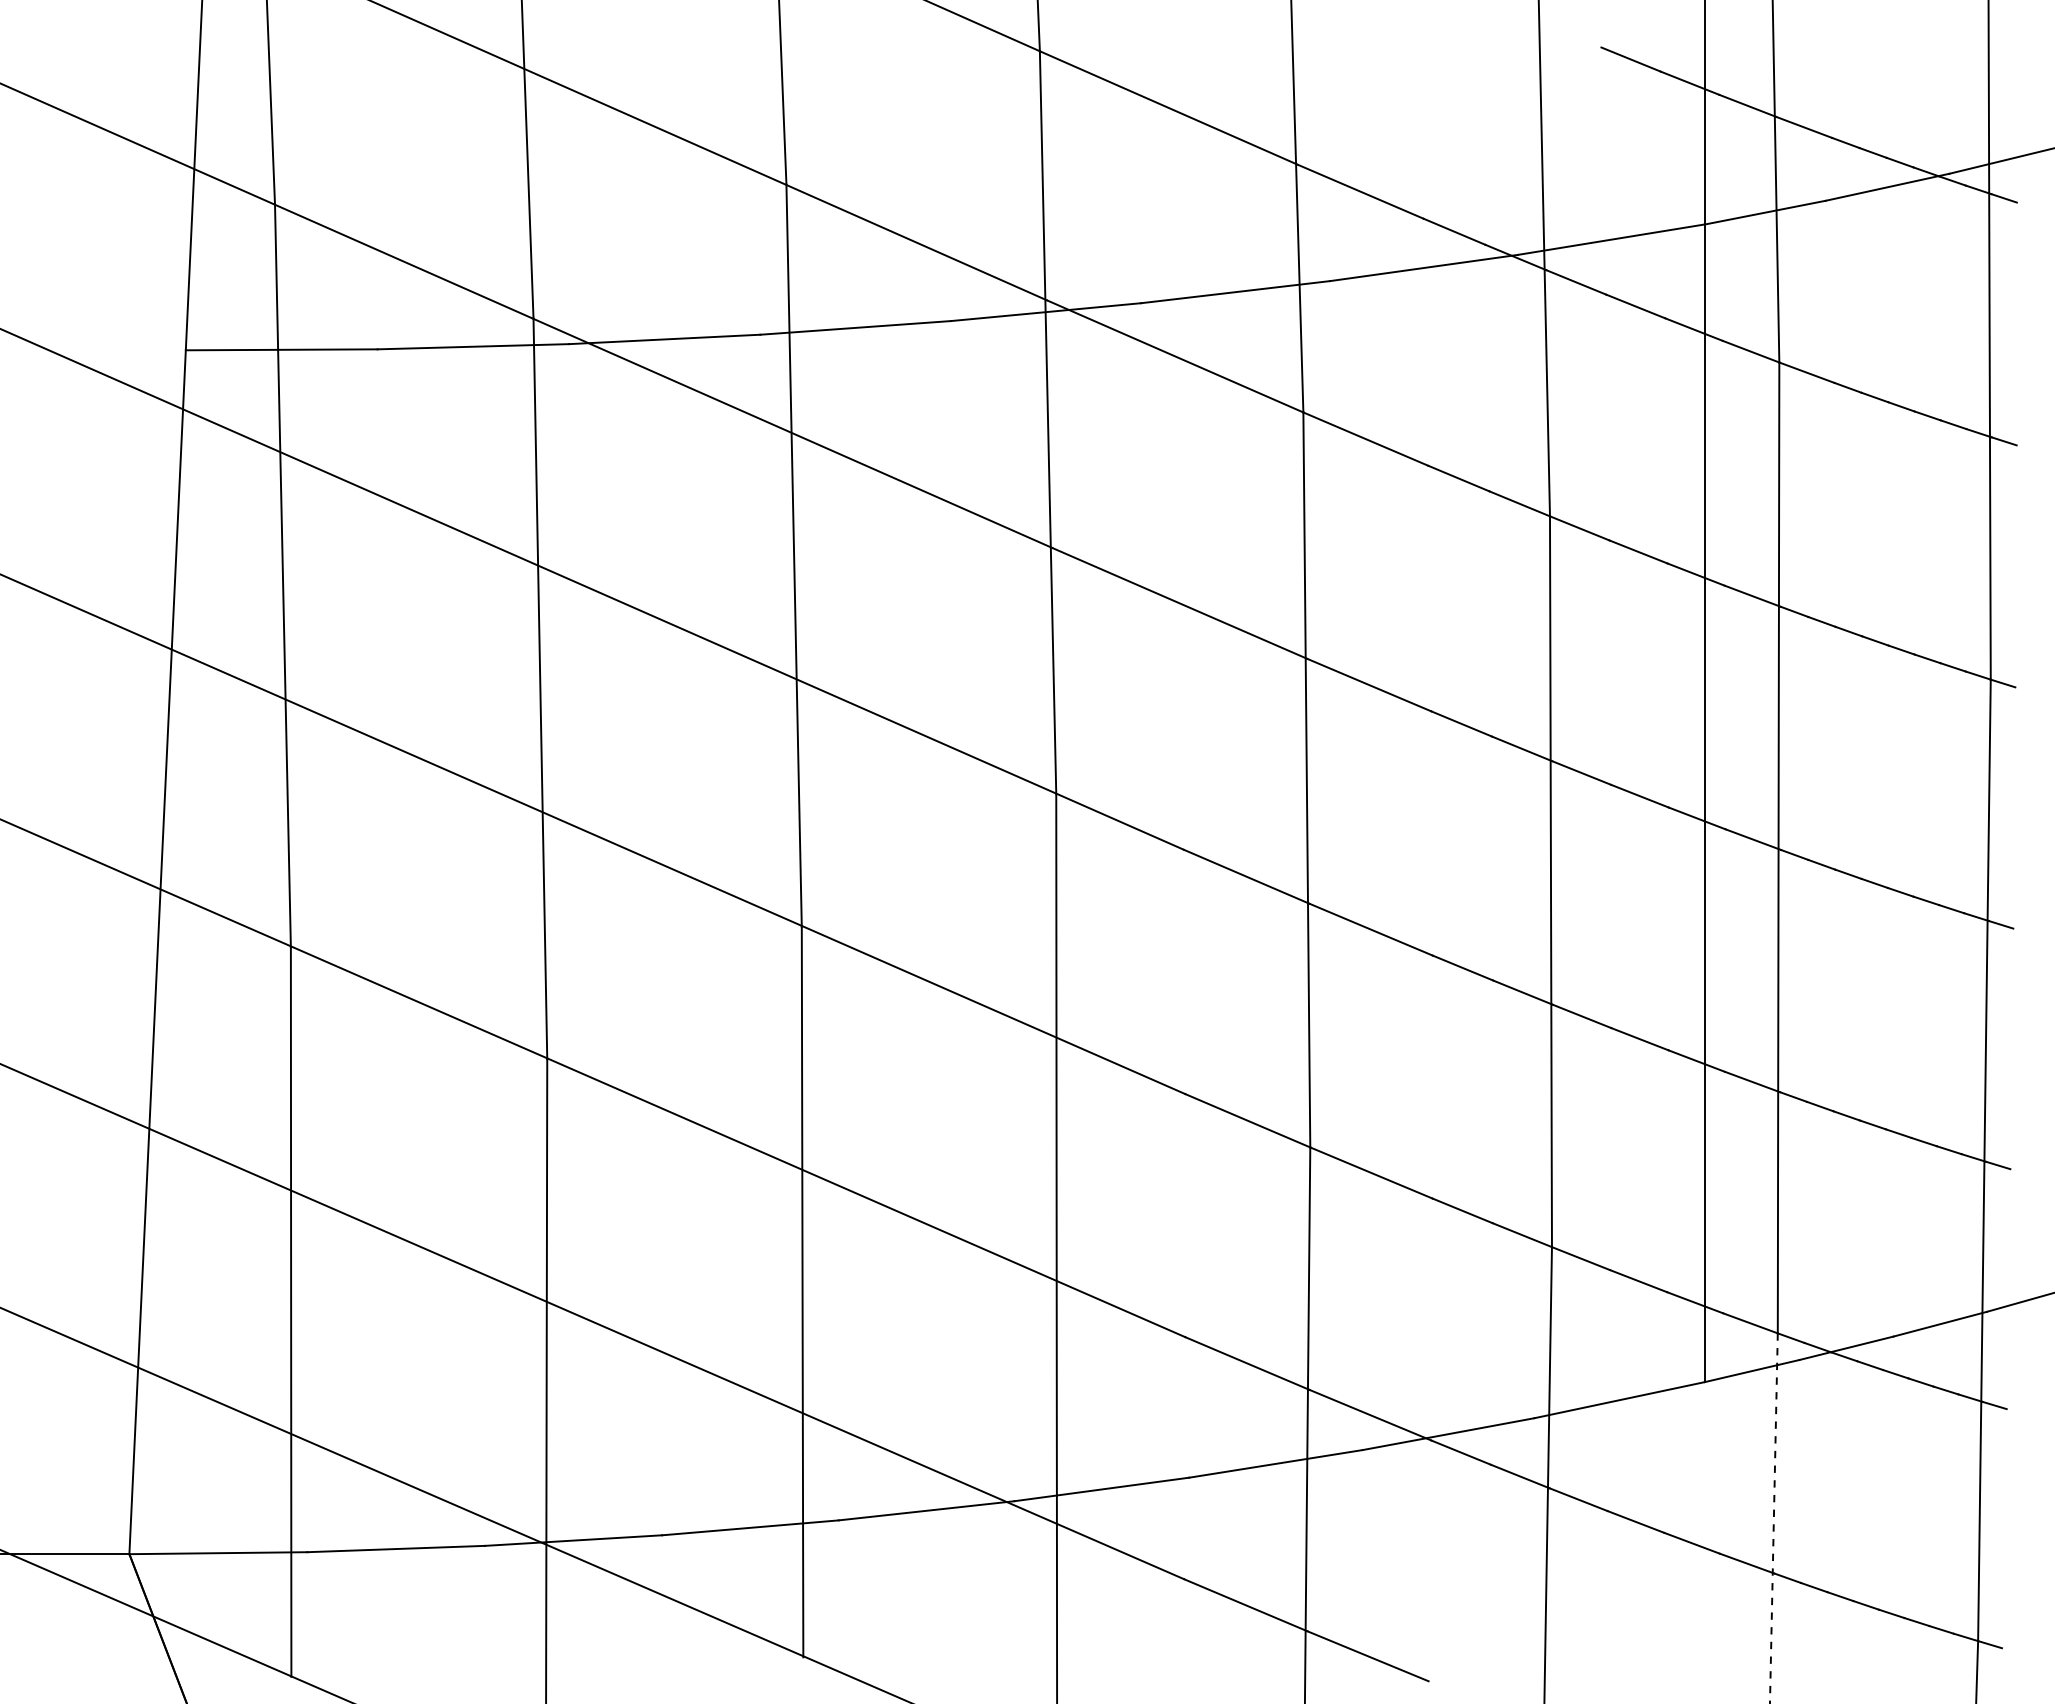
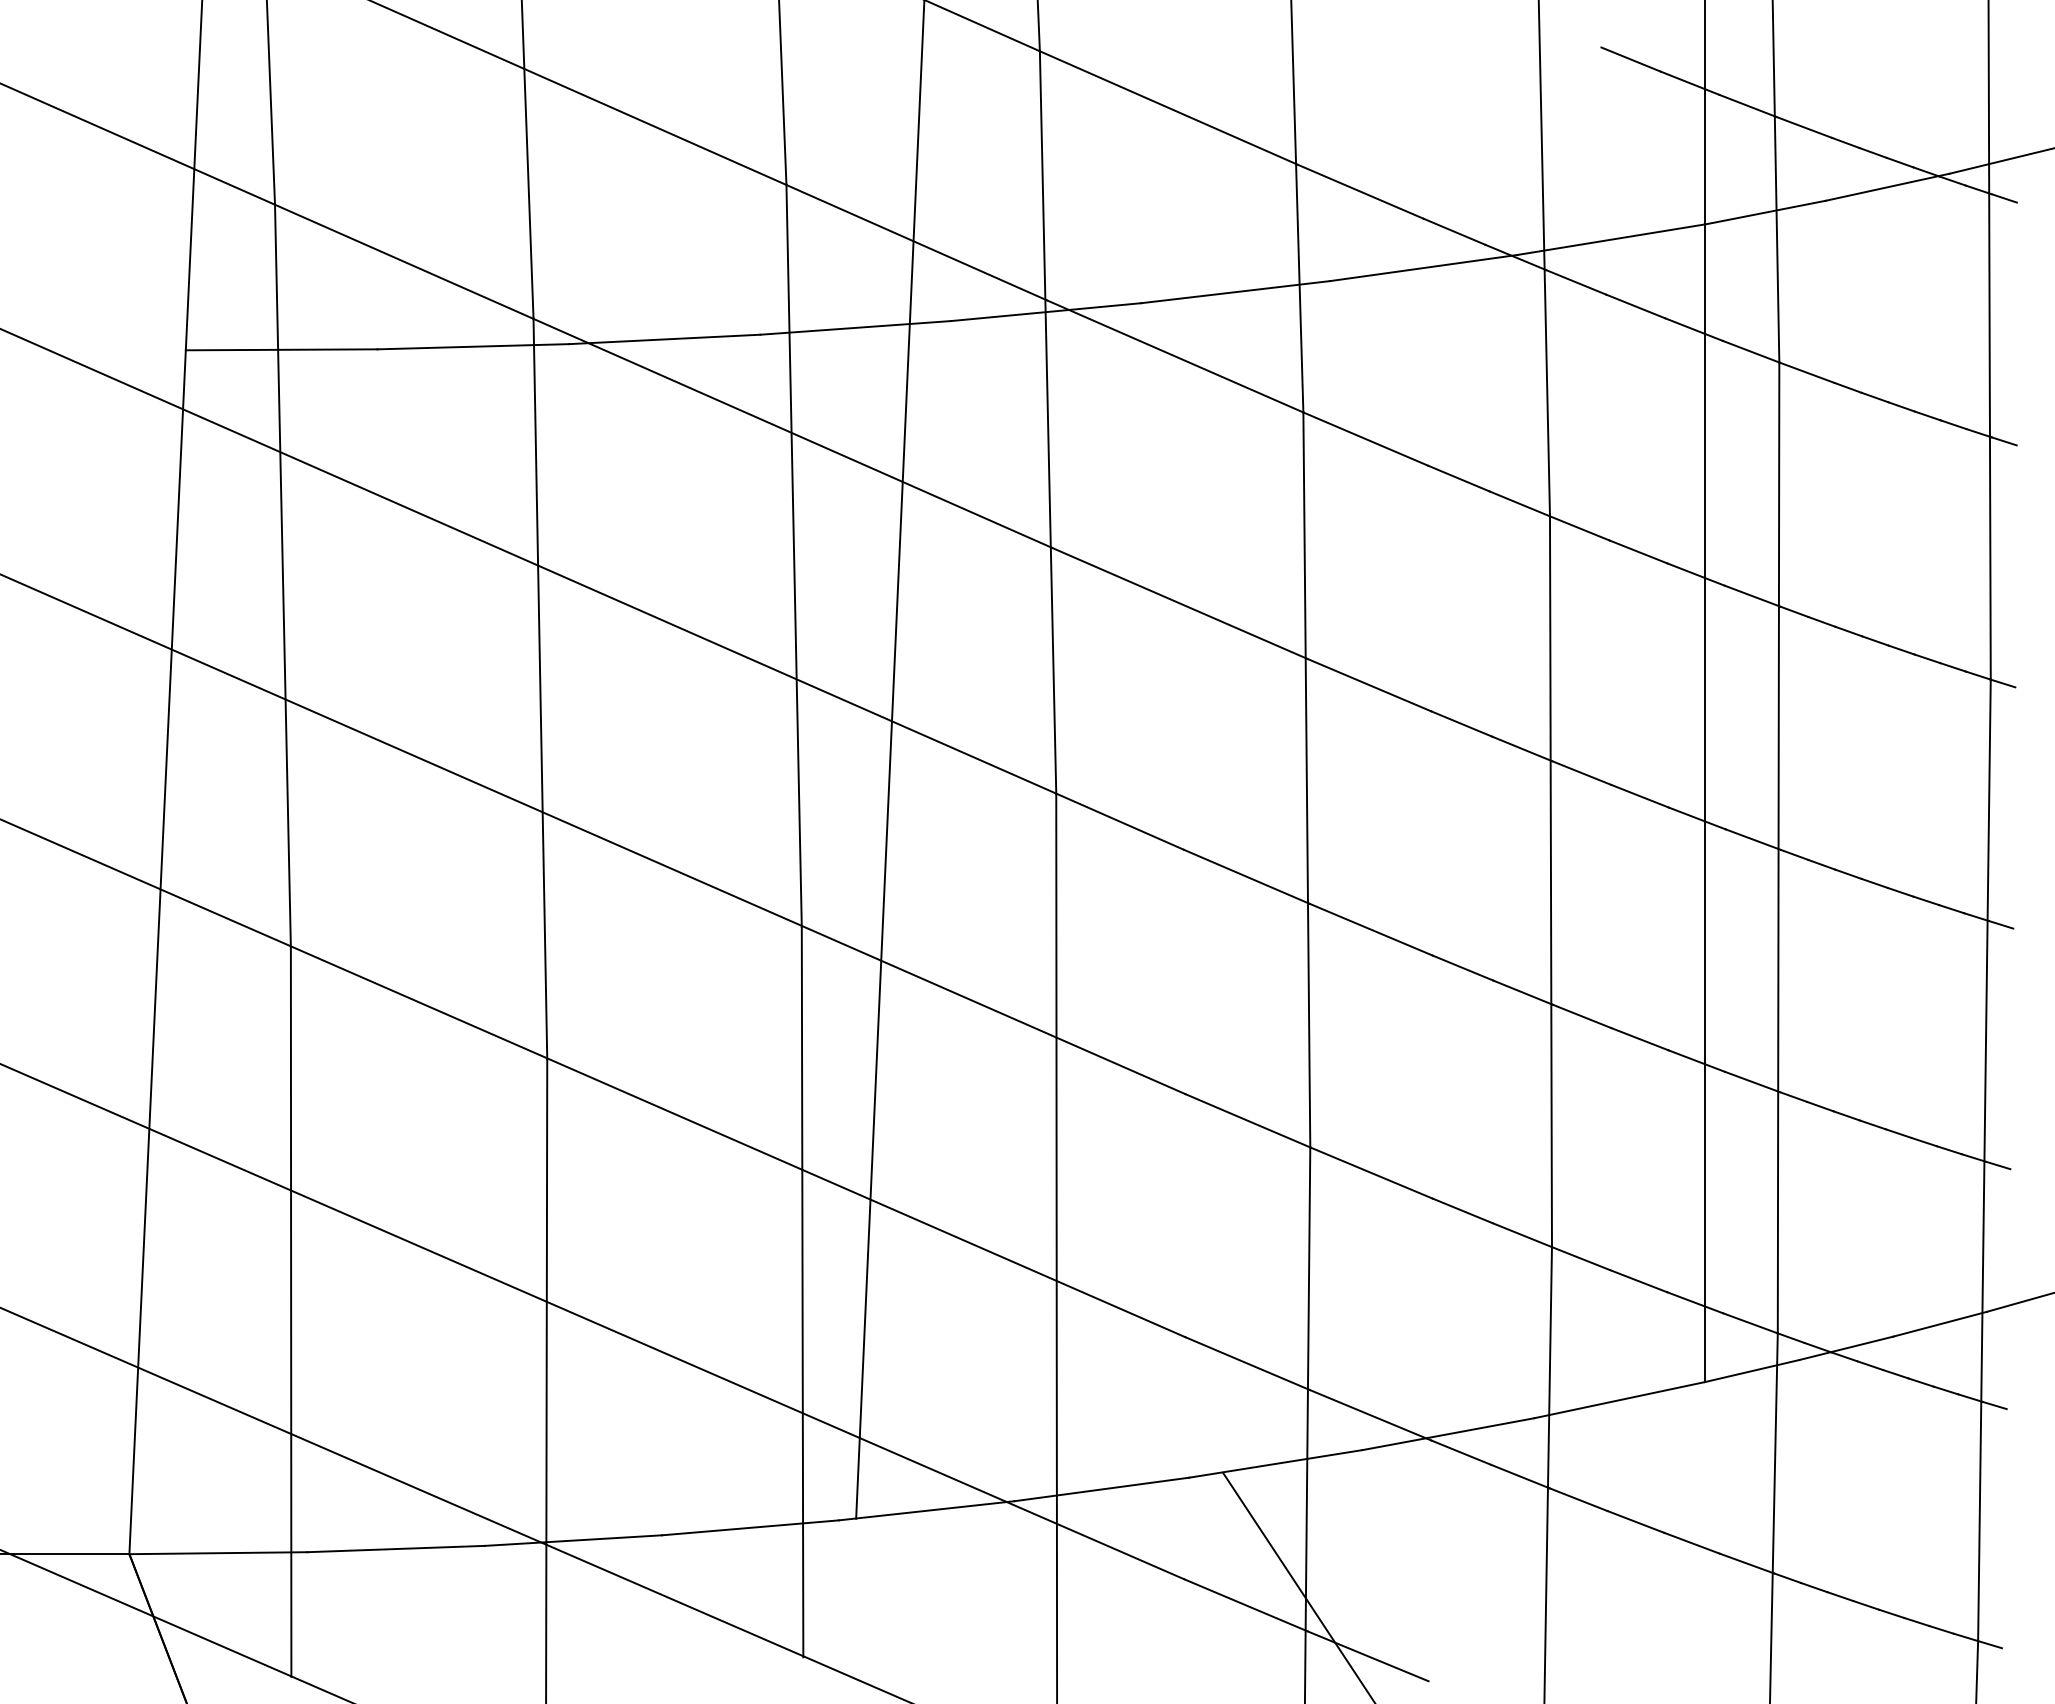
line: none -> present (890, 760)
line: dashed -> solid (1773, 1518)
line: none -> present (1298, 1586)
